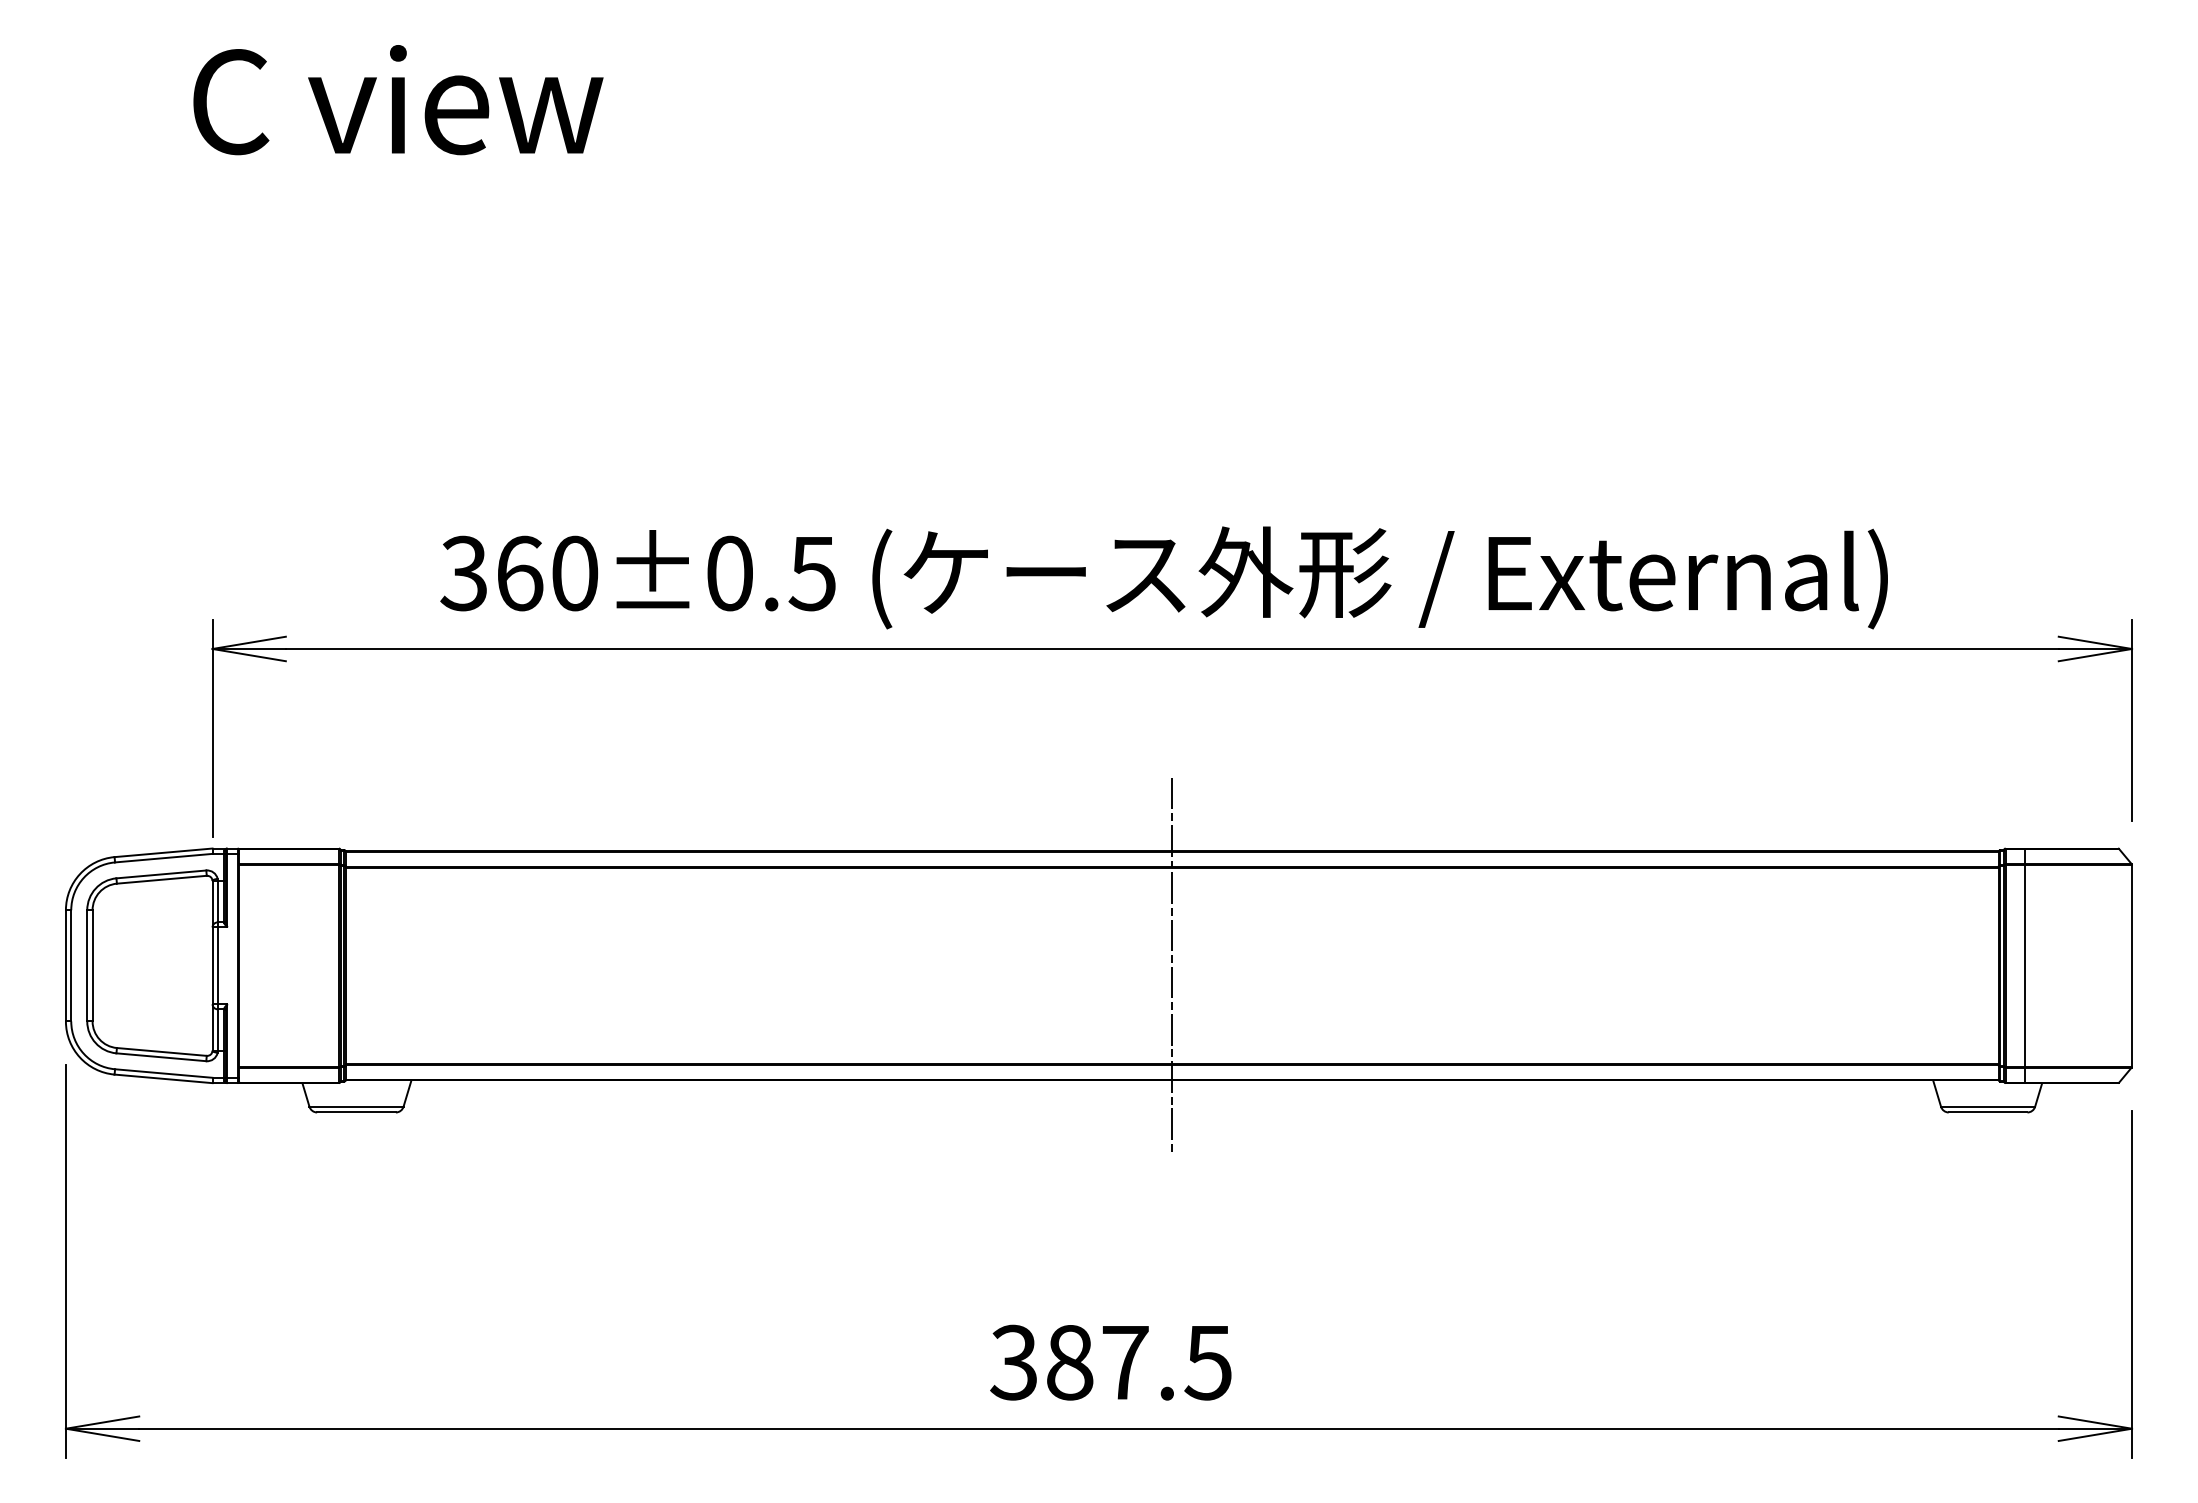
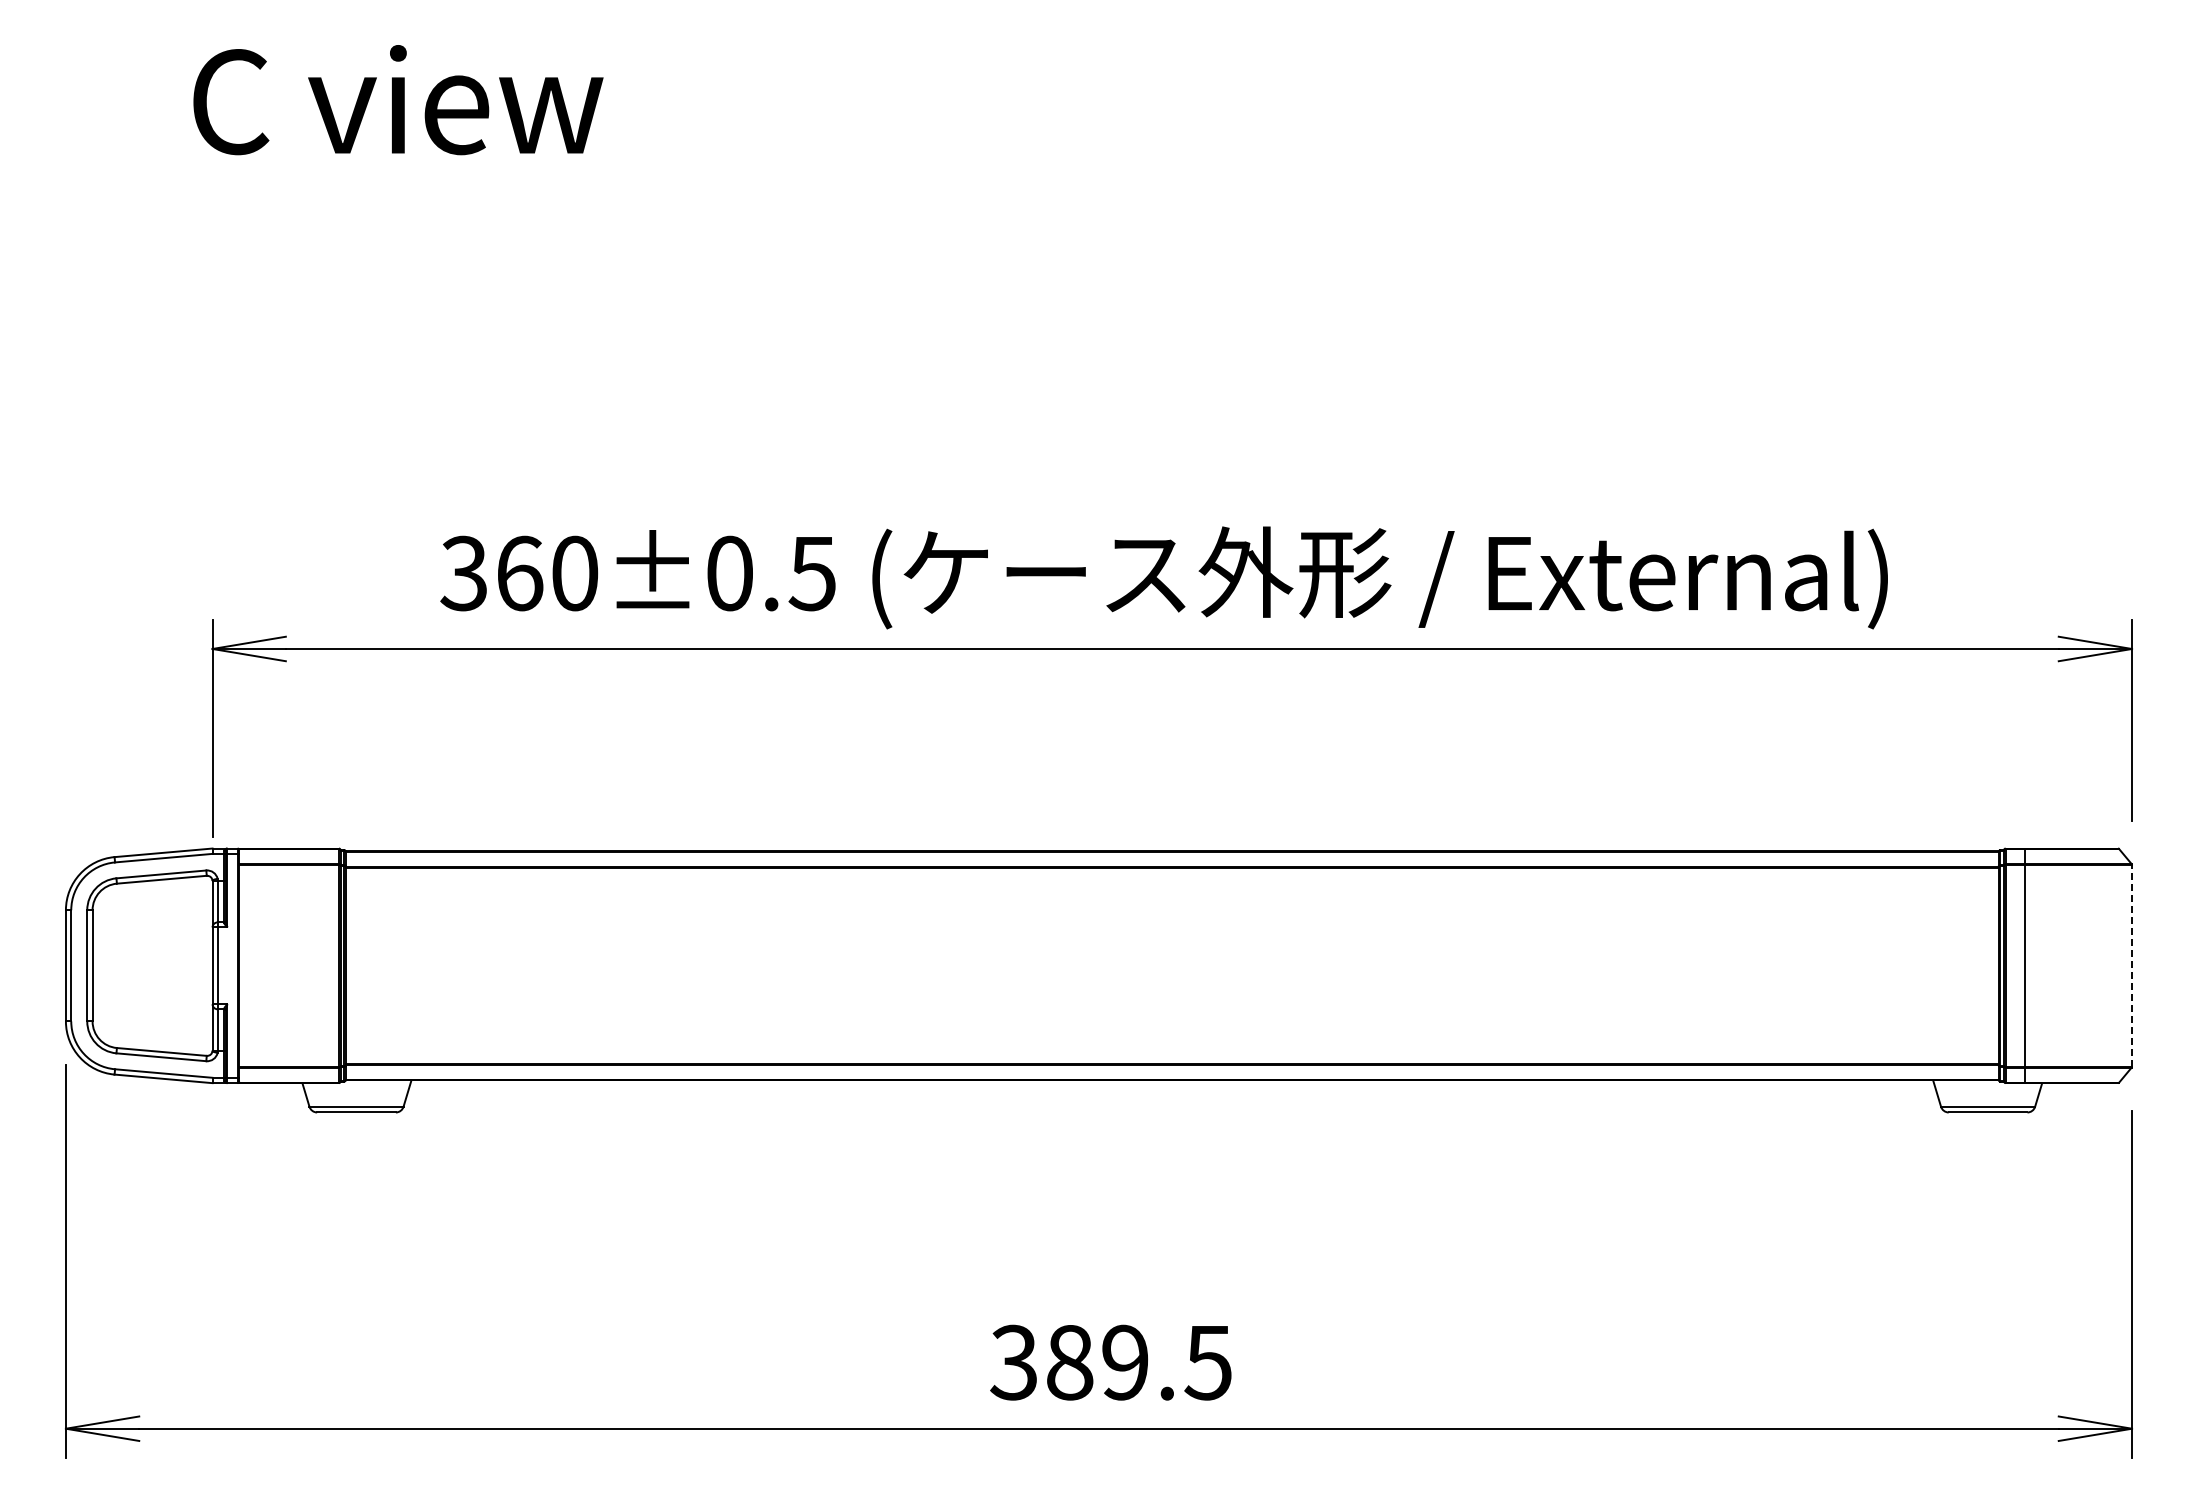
line: present -> none (1172, 965)
line: solid -> dashed (2132, 965)
text: 387.5 -> 389.5 (1125, 1362)
